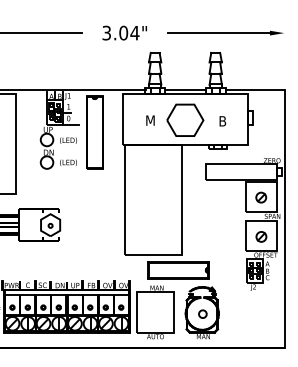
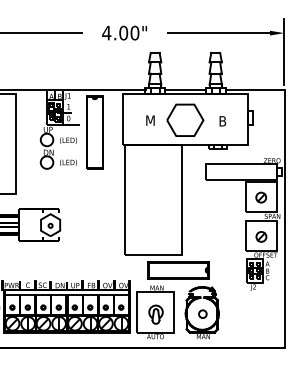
text: 3.04" -> 4.00" (120, 32)
line: none -> present (284, 51)
part: none -> present (155, 314)
